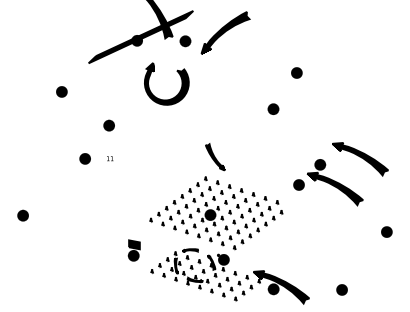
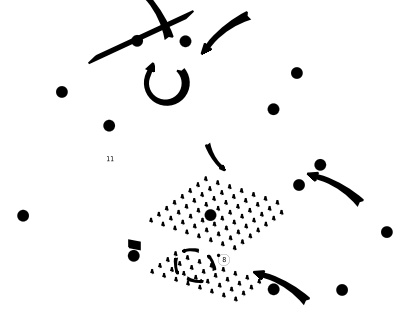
part: present -> none (84, 158)
part: present -> none (360, 159)
fill: present -> none (223, 259)
